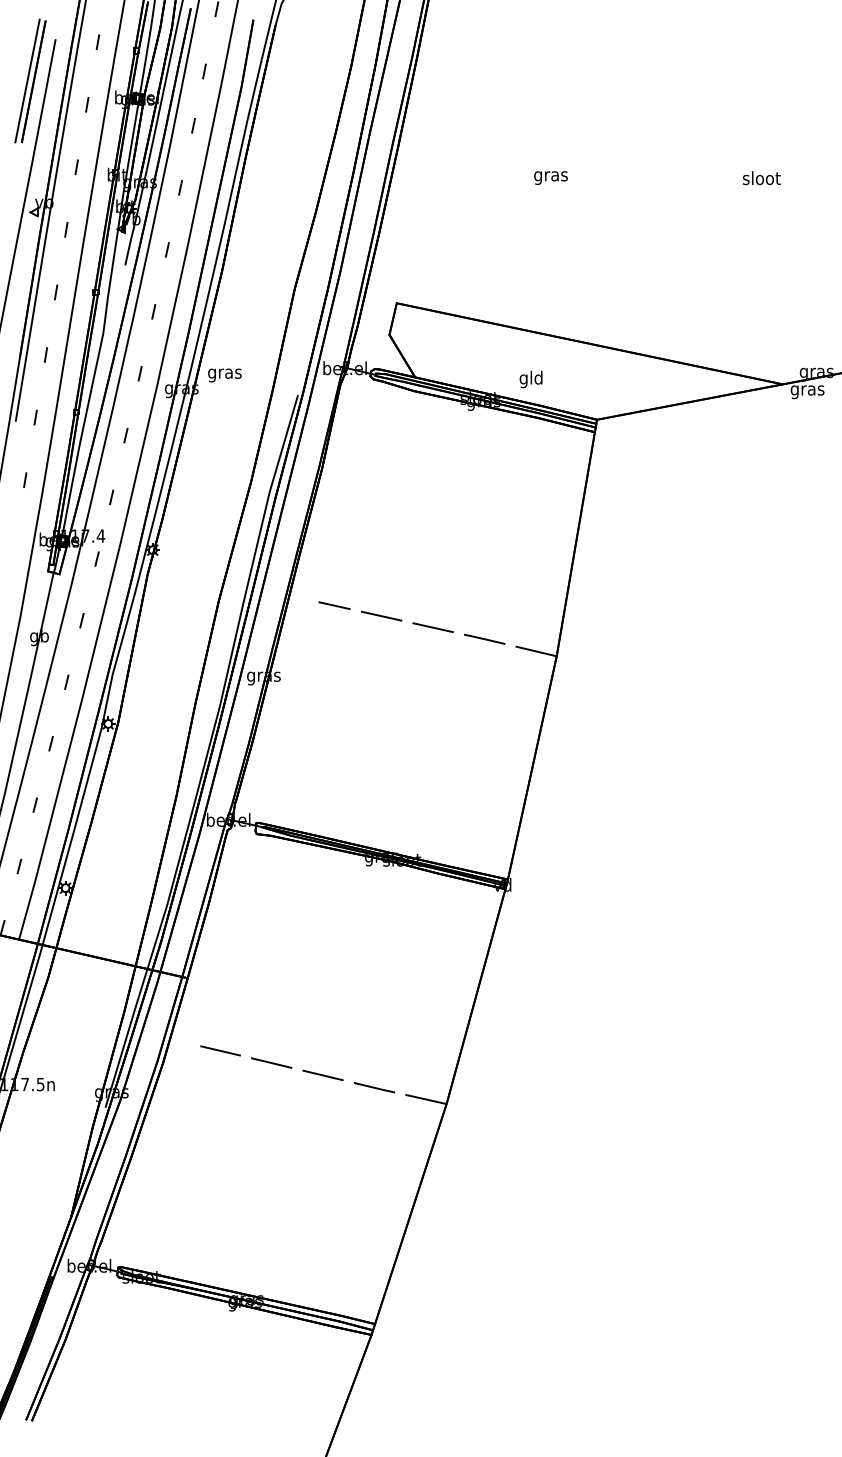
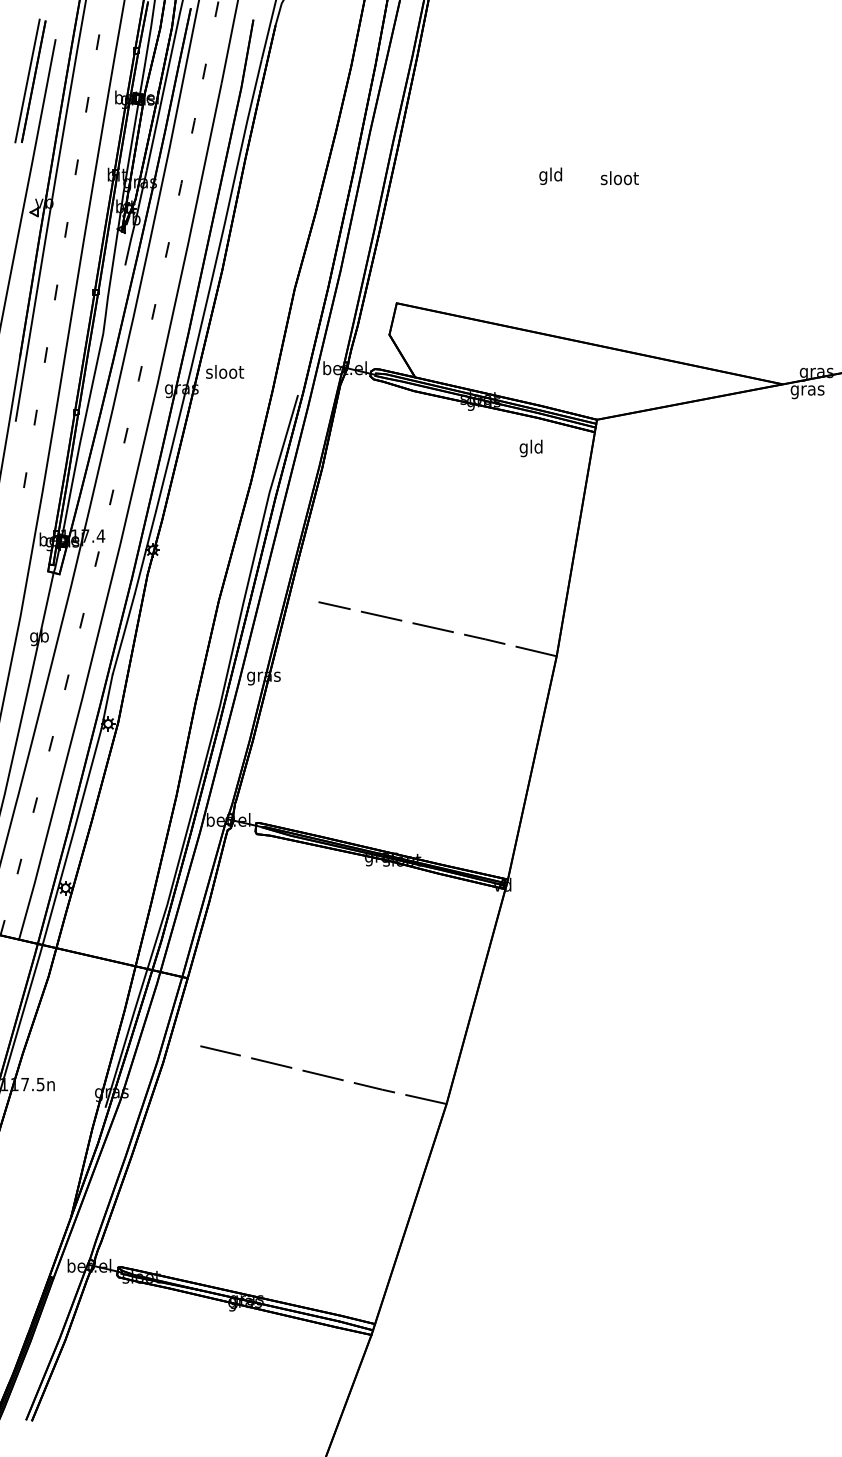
text: gras -> gld (550, 175)
text position: (761, 178) -> (619, 178) (619, 178)
text: gras -> sloot (225, 373)
text position: (530, 379) -> (530, 448) (530, 448)
